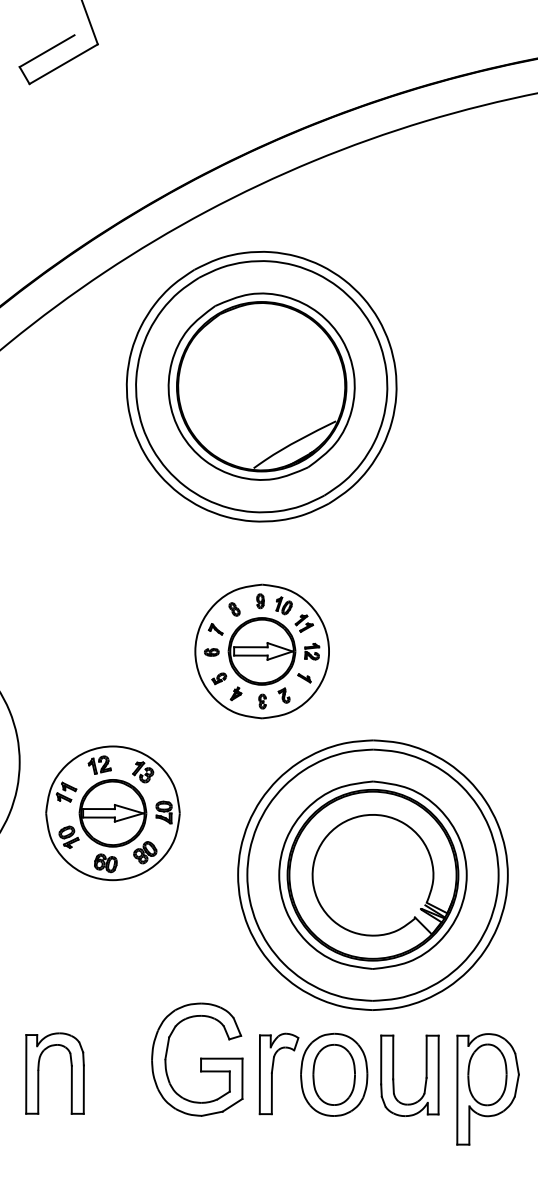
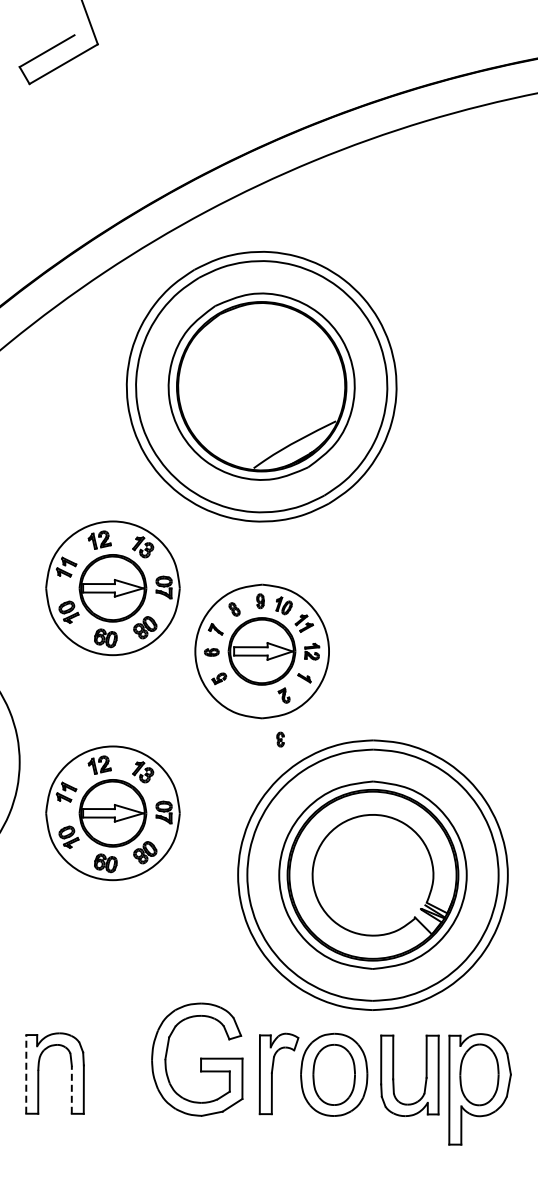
part: none -> present (112, 588)
part: present -> none (235, 693)
part position: (262, 701) -> (280, 739) (280, 739)
line: solid -> dashed (26, 1073)
line: solid -> dashed (71, 1089)
part position: (487, 1089) -> (479, 1089) (479, 1089)
